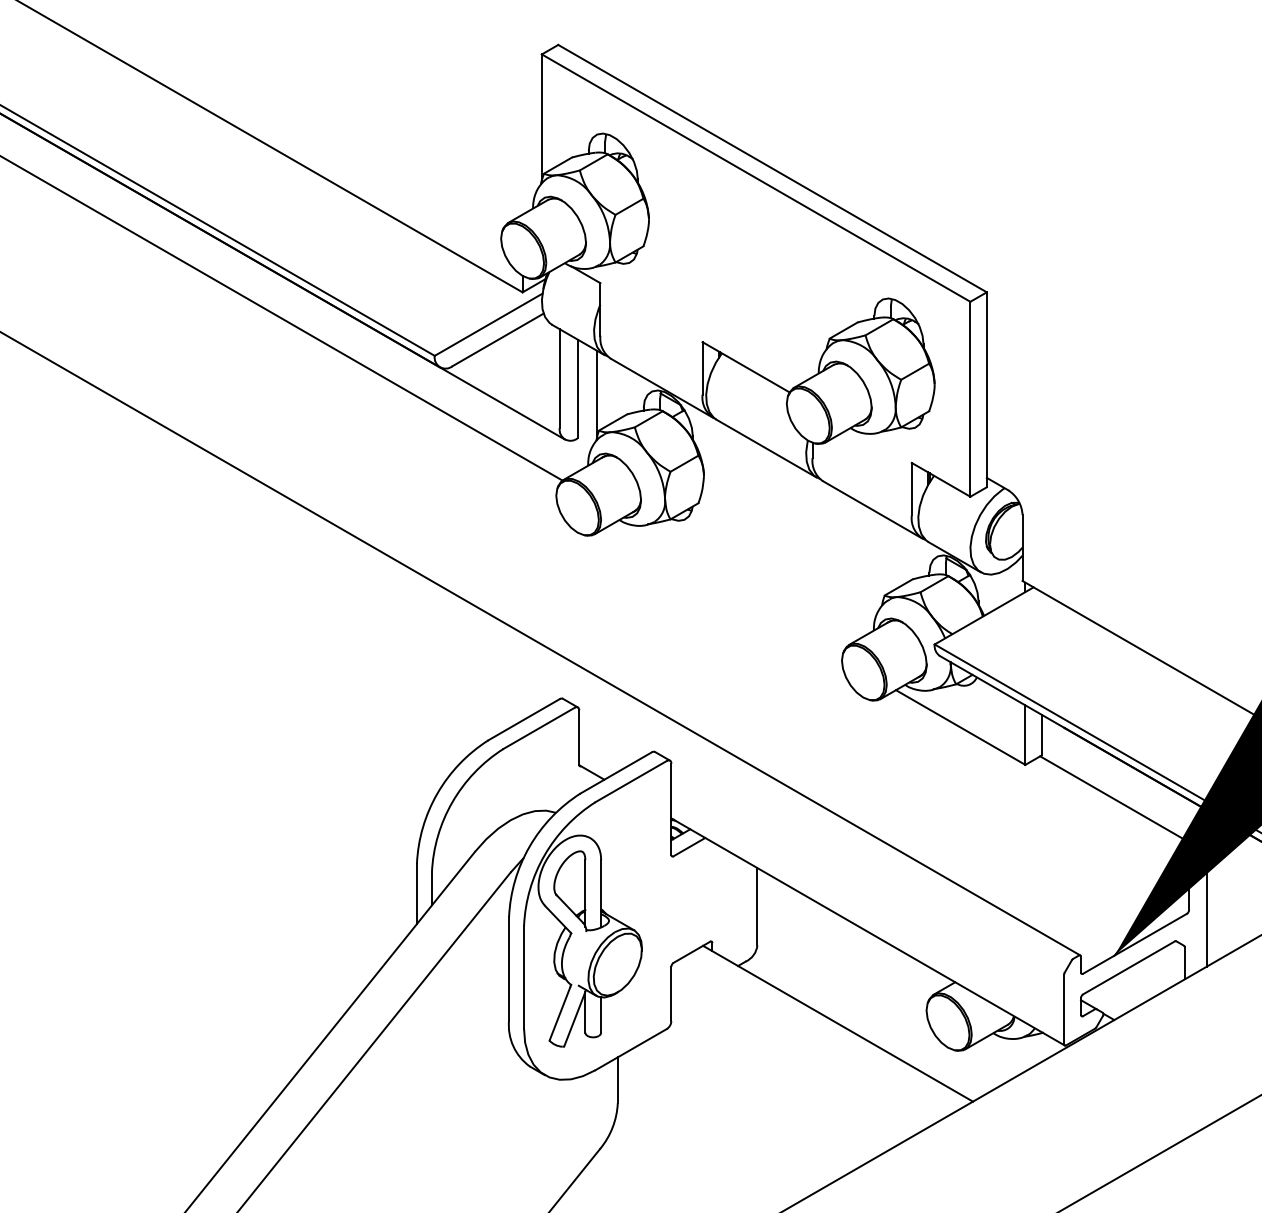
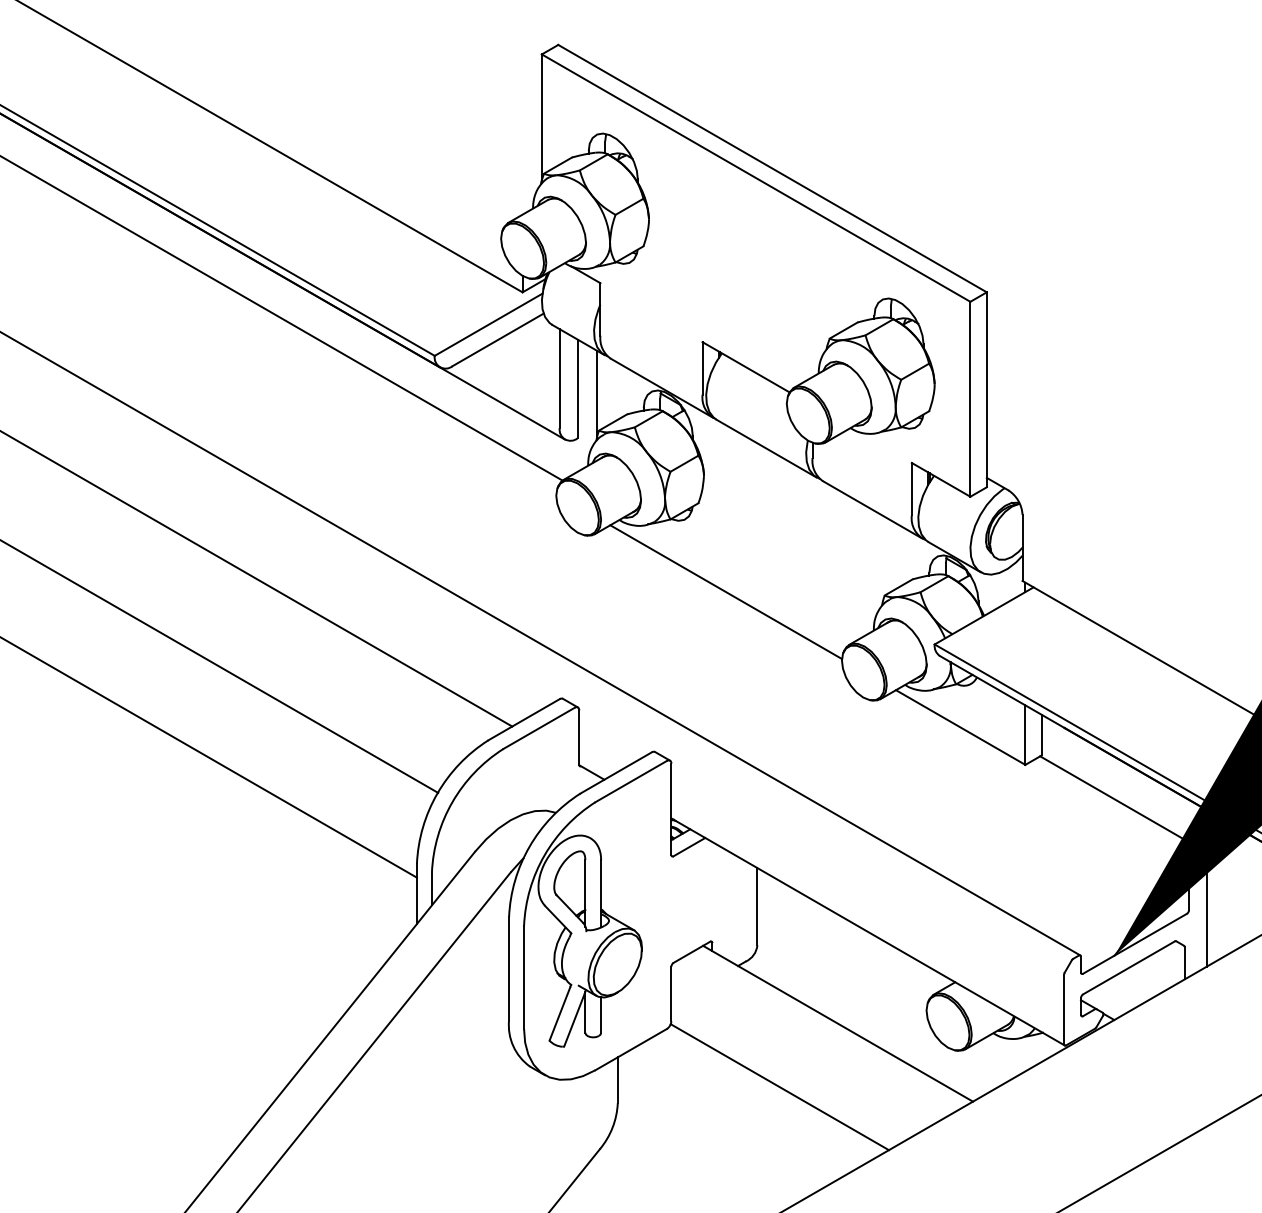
line: none -> present (257, 579)
line: none -> present (726, 592)
line: none -> present (220, 666)
line: none -> present (209, 757)
line: none -> present (779, 1087)
